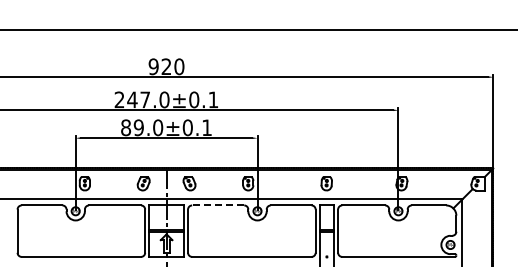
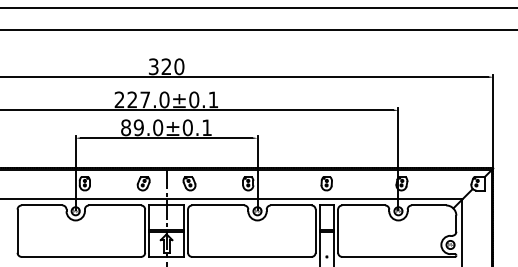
line: none -> present (258, 7)
text: 920 -> 320 (153, 66)
text: 247.0±0.1 -> 227.0±0.1 (132, 99)
line: dashed -> solid (217, 205)
